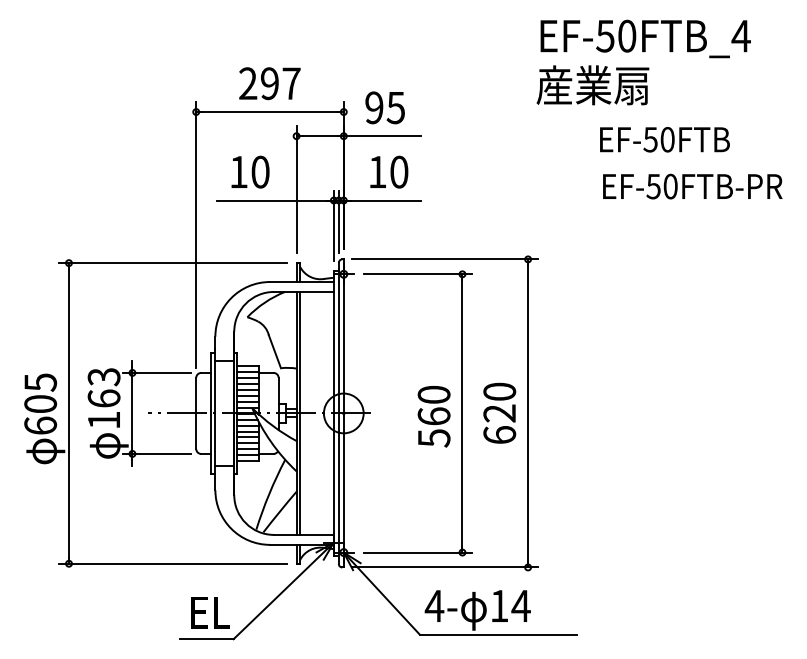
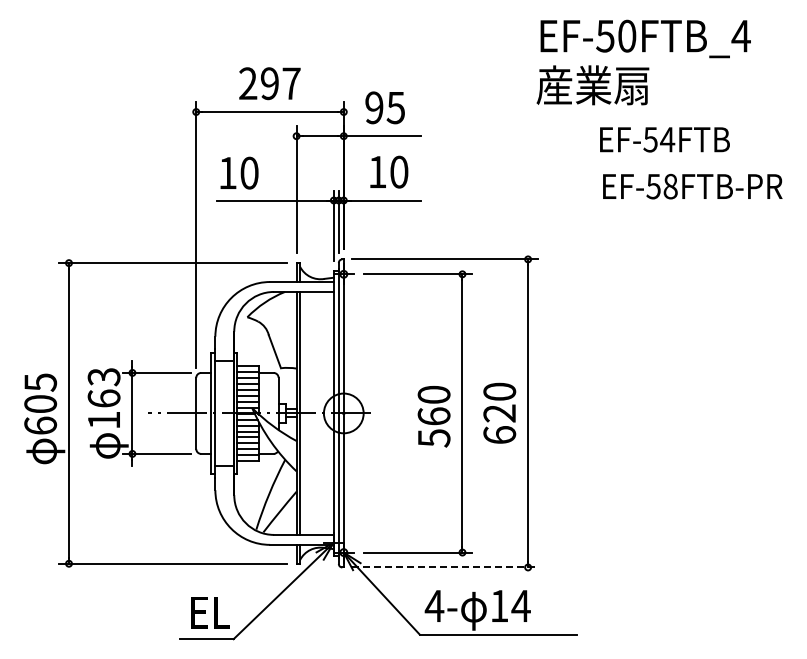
text: EF-50FTB -> EF-54FTB (667, 139)
text position: (250, 171) -> (239, 172) (239, 172)
text: EF-50FTB-PR -> EF-58FTB-PR (670, 186)
line: solid -> dashed (445, 567)
